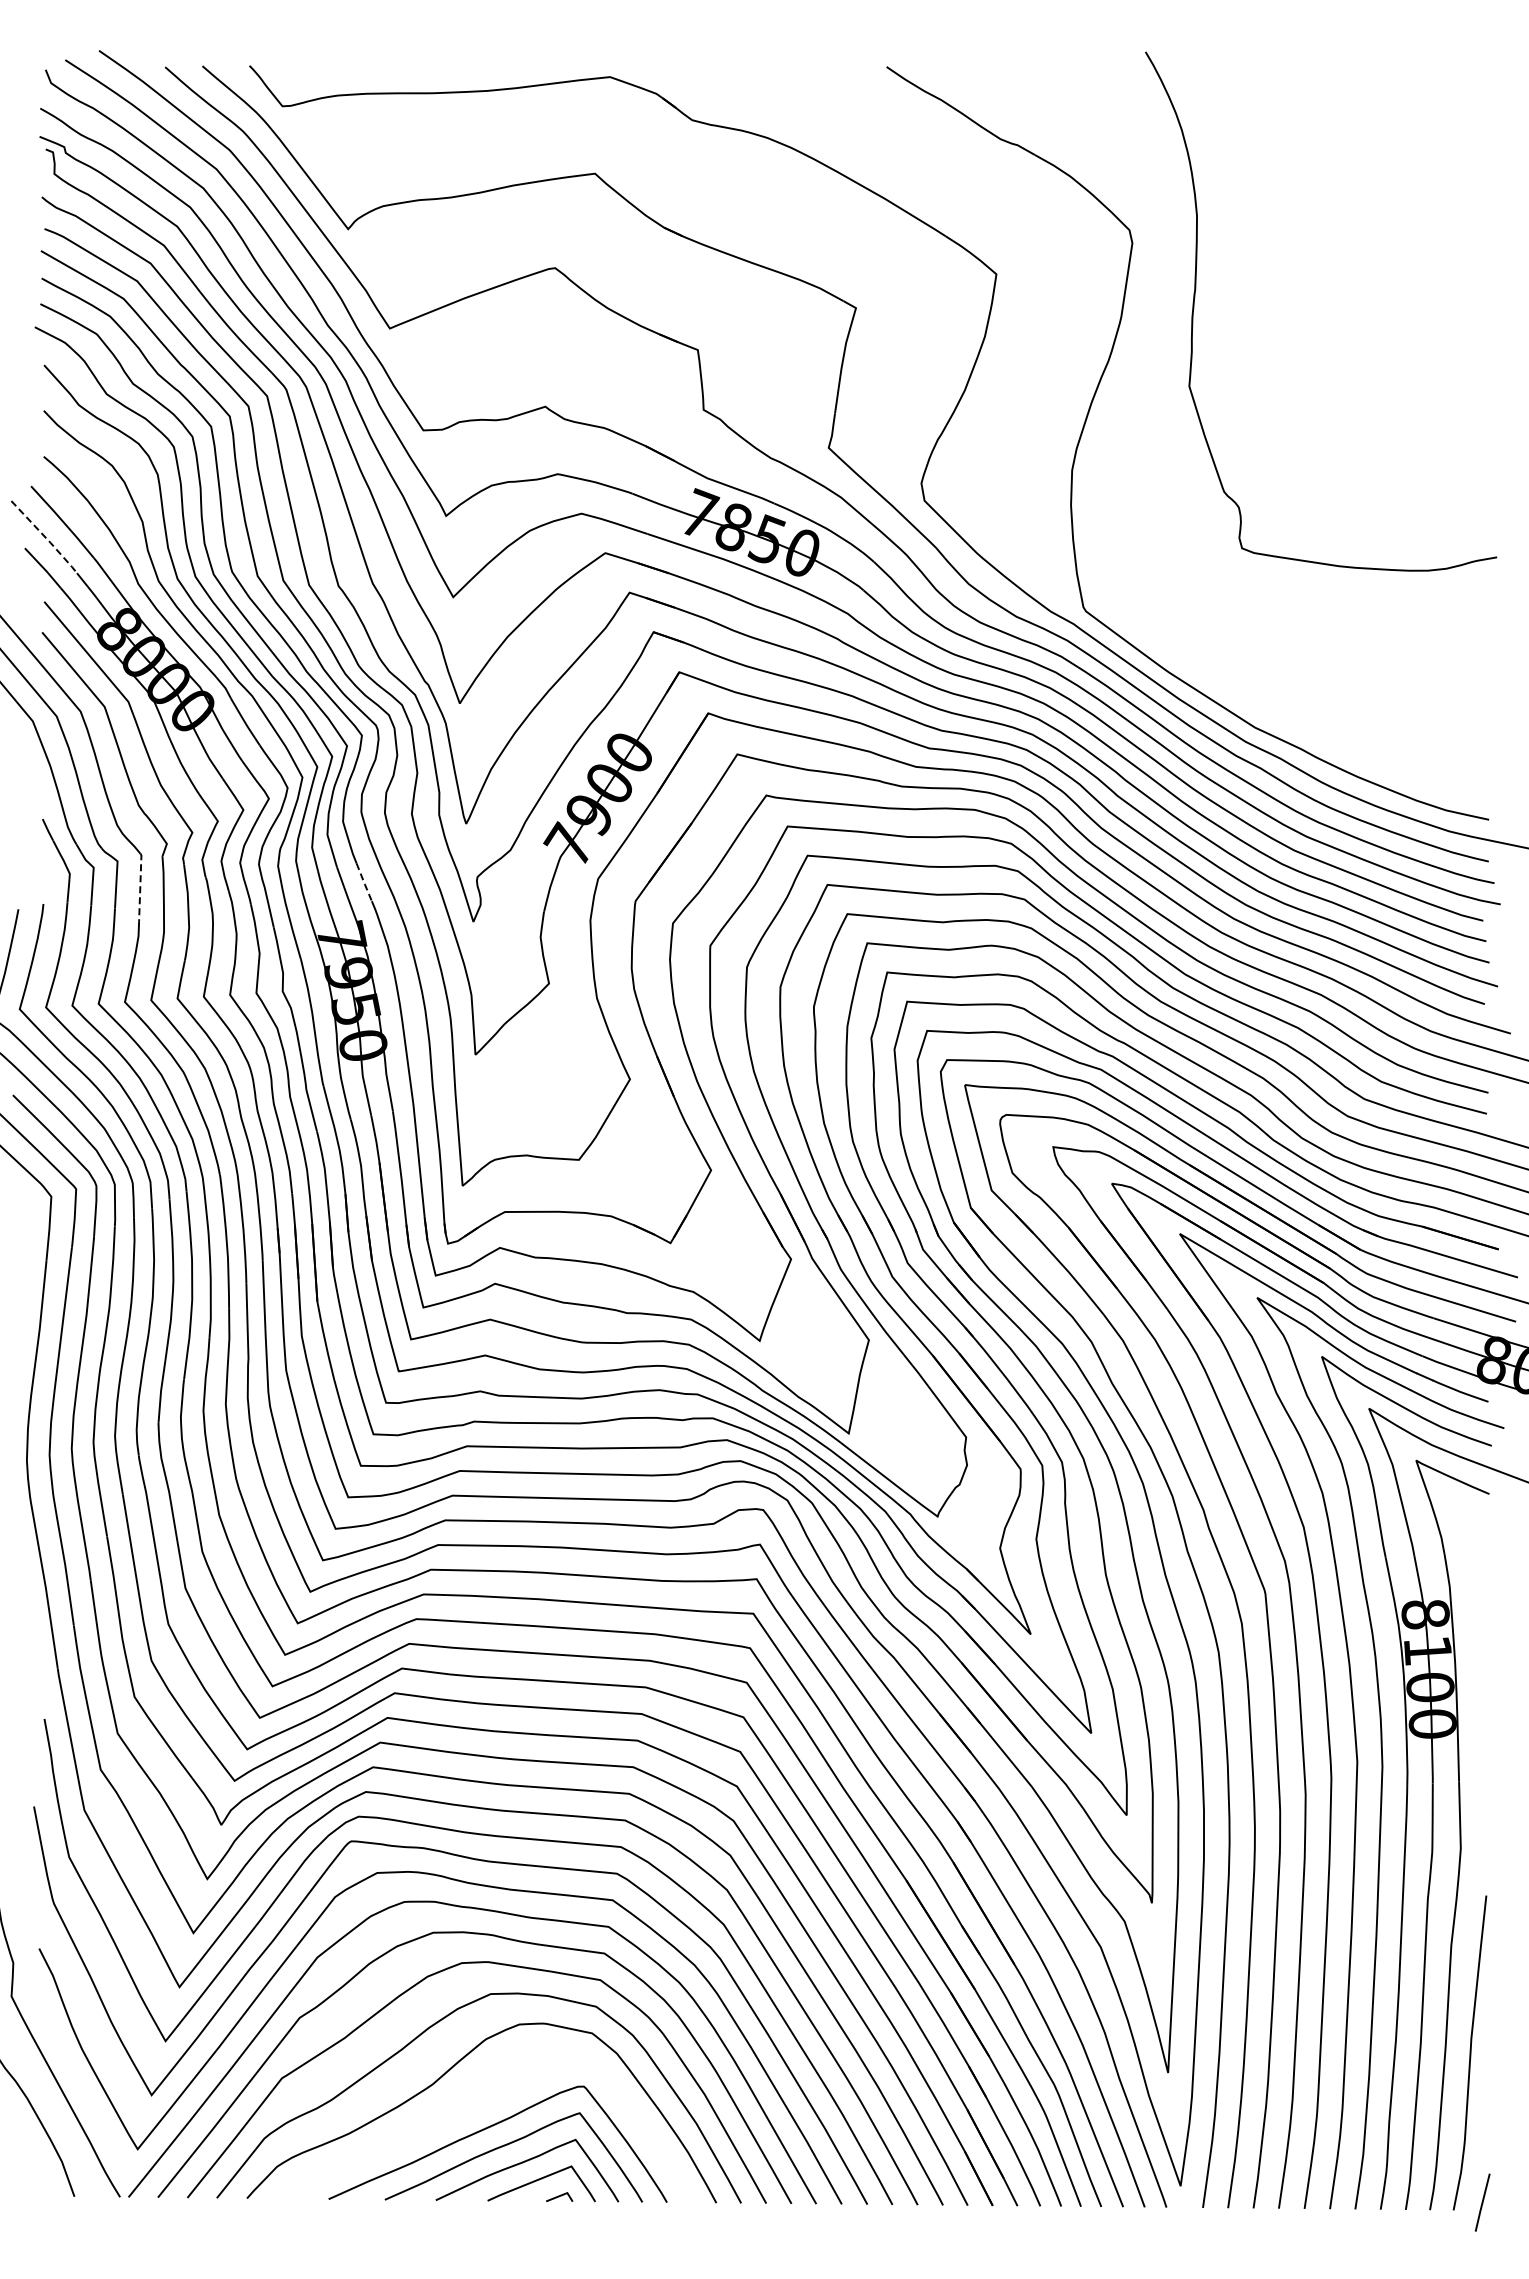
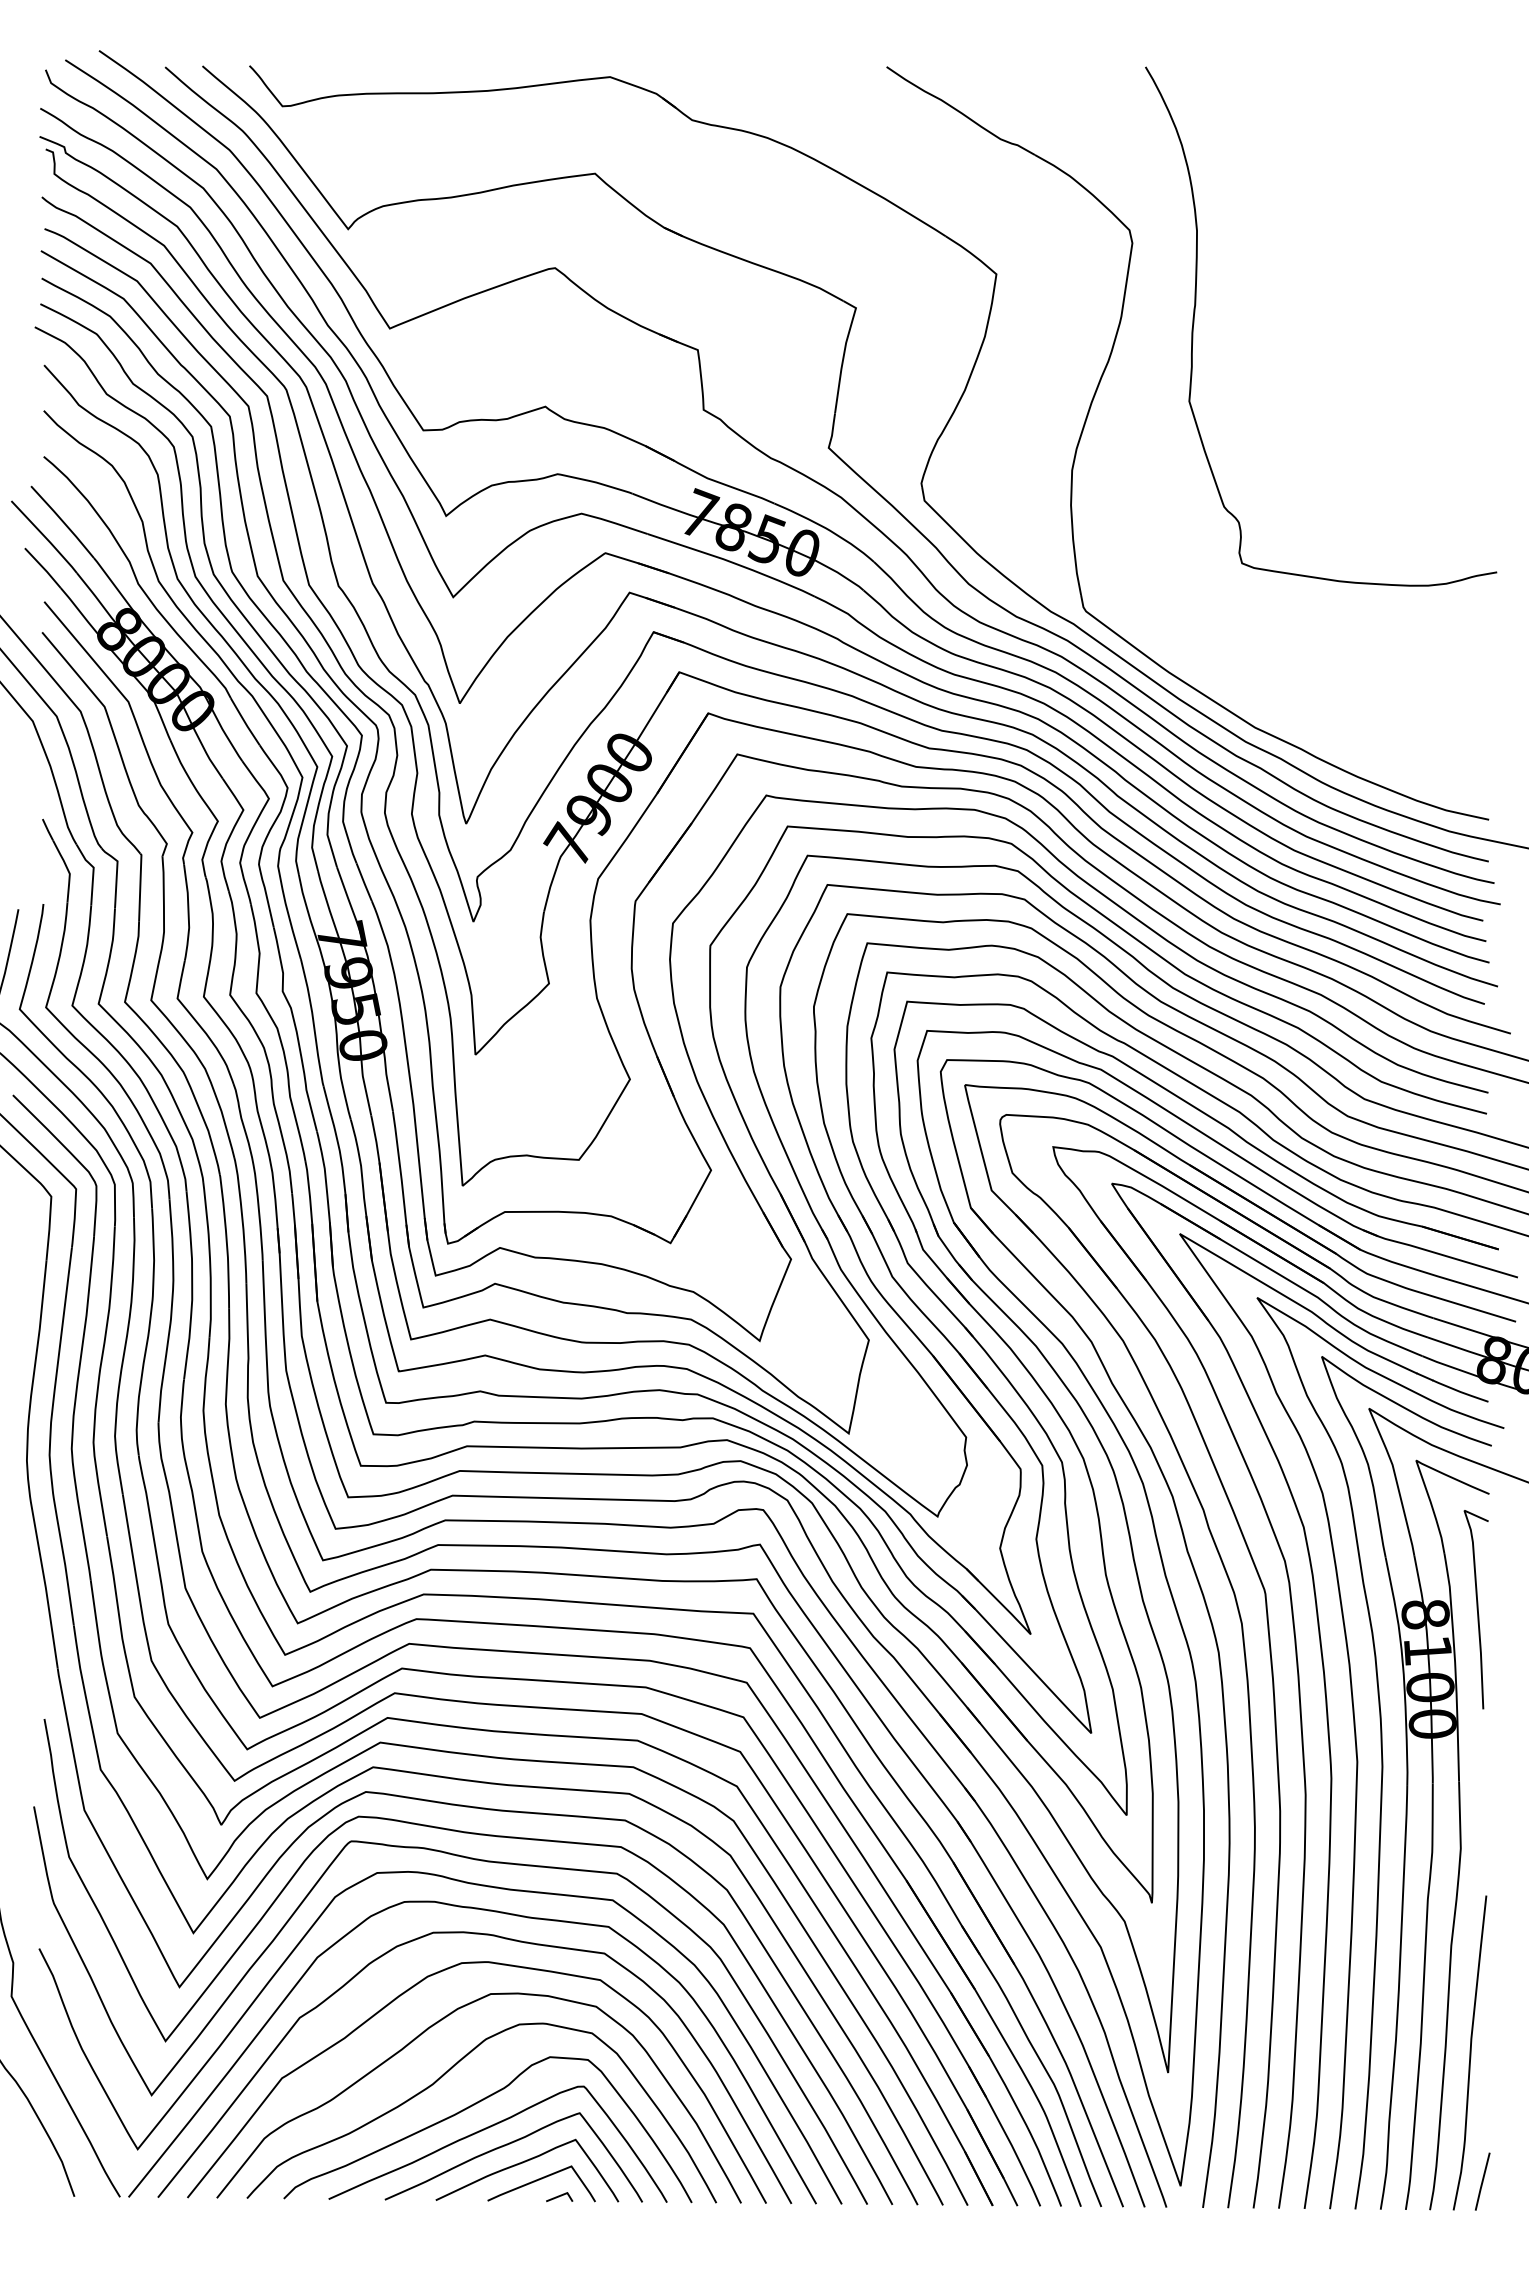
curve position: (1195, 298) -> (1195, 313) (1195, 313)
line: dashed -> solid (45, 537)
line: dashed -> solid (364, 883)
line: dashed -> solid (140, 886)
curve: none -> present (1476, 1609)
curve: none -> present (474, 2105)
line position: (1482, 2202) -> (1482, 2181) (1482, 2181)
